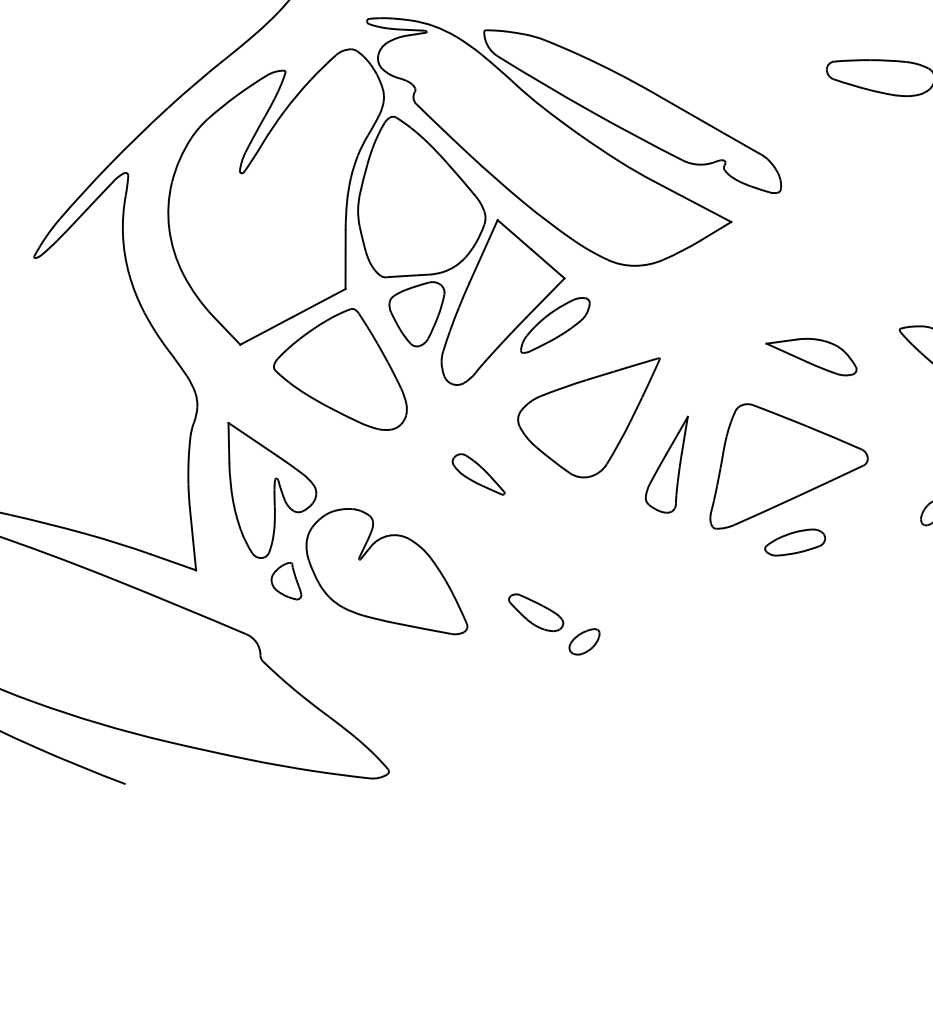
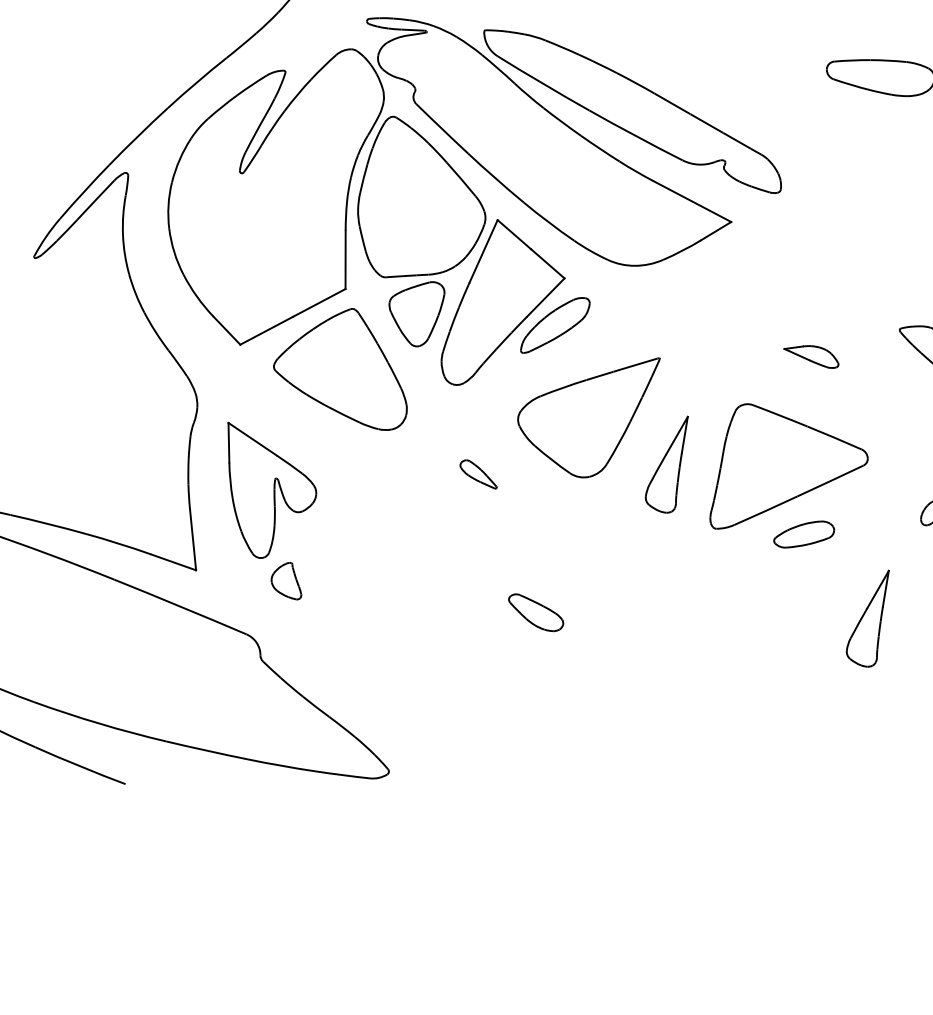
part size: 93x40 px -> 57x24 px (811, 356)
part size: 55x43 px -> 39x31 px (478, 474)
part position: (795, 542) -> (804, 534) (804, 534)
part: present -> none (386, 571)
part: none -> present (867, 618)
part: present -> none (584, 641)
